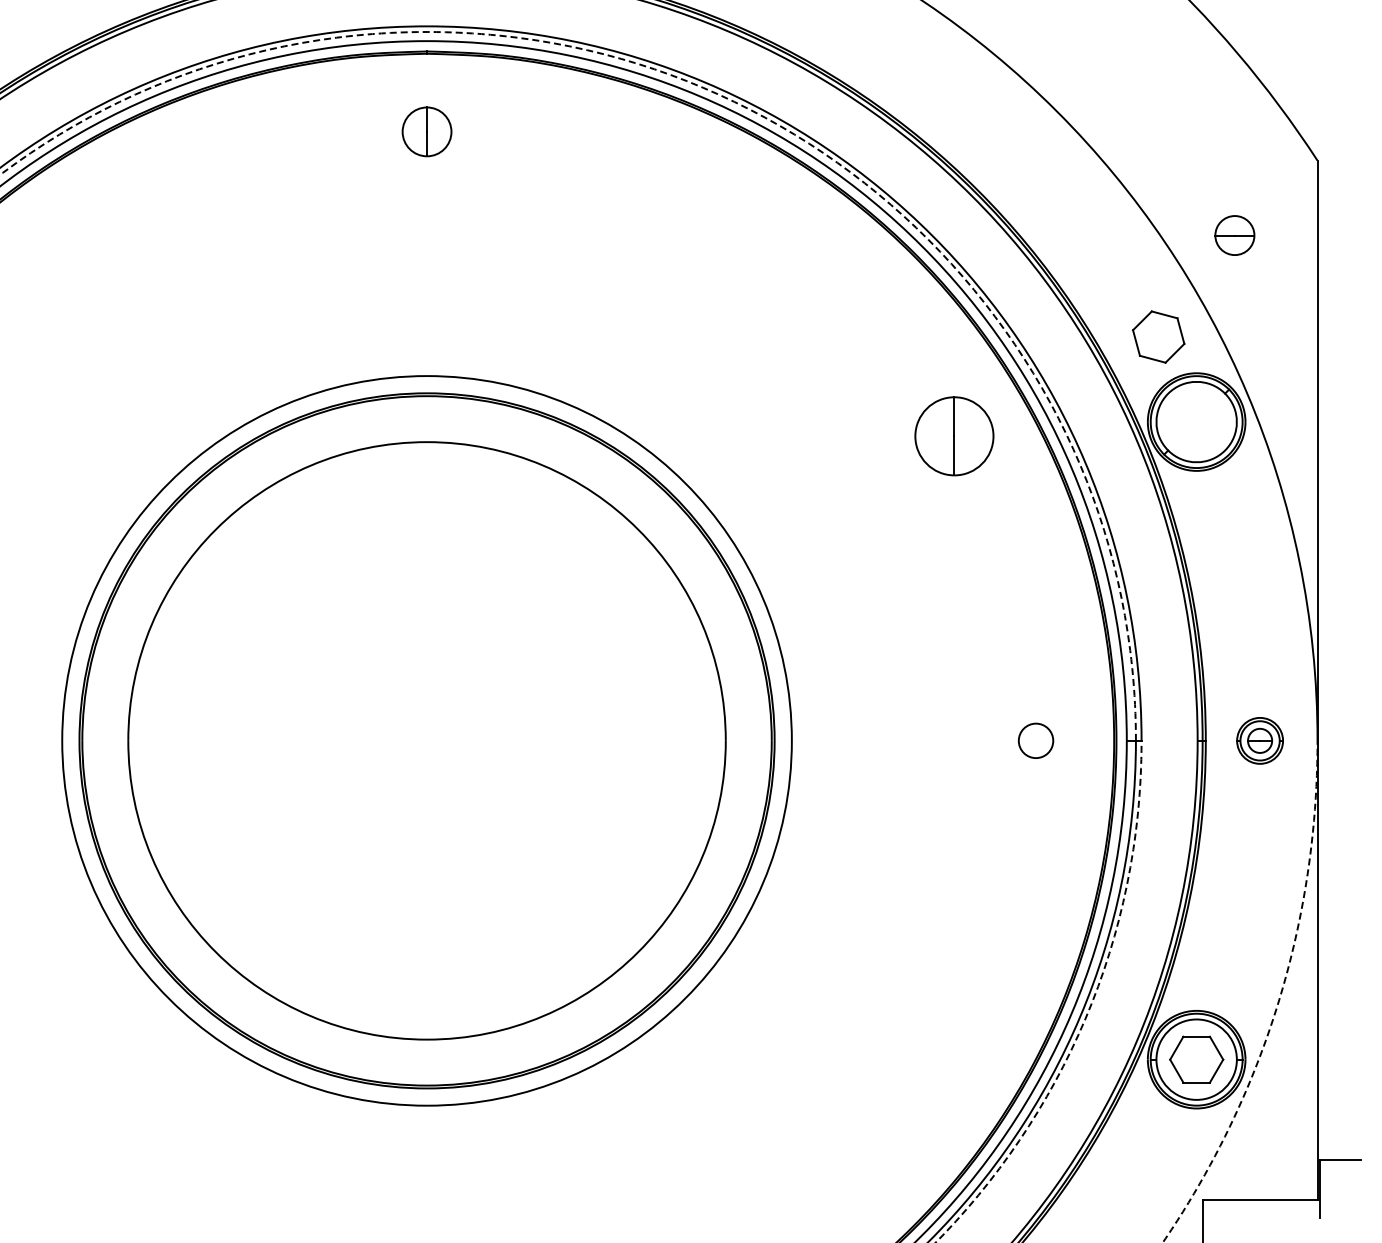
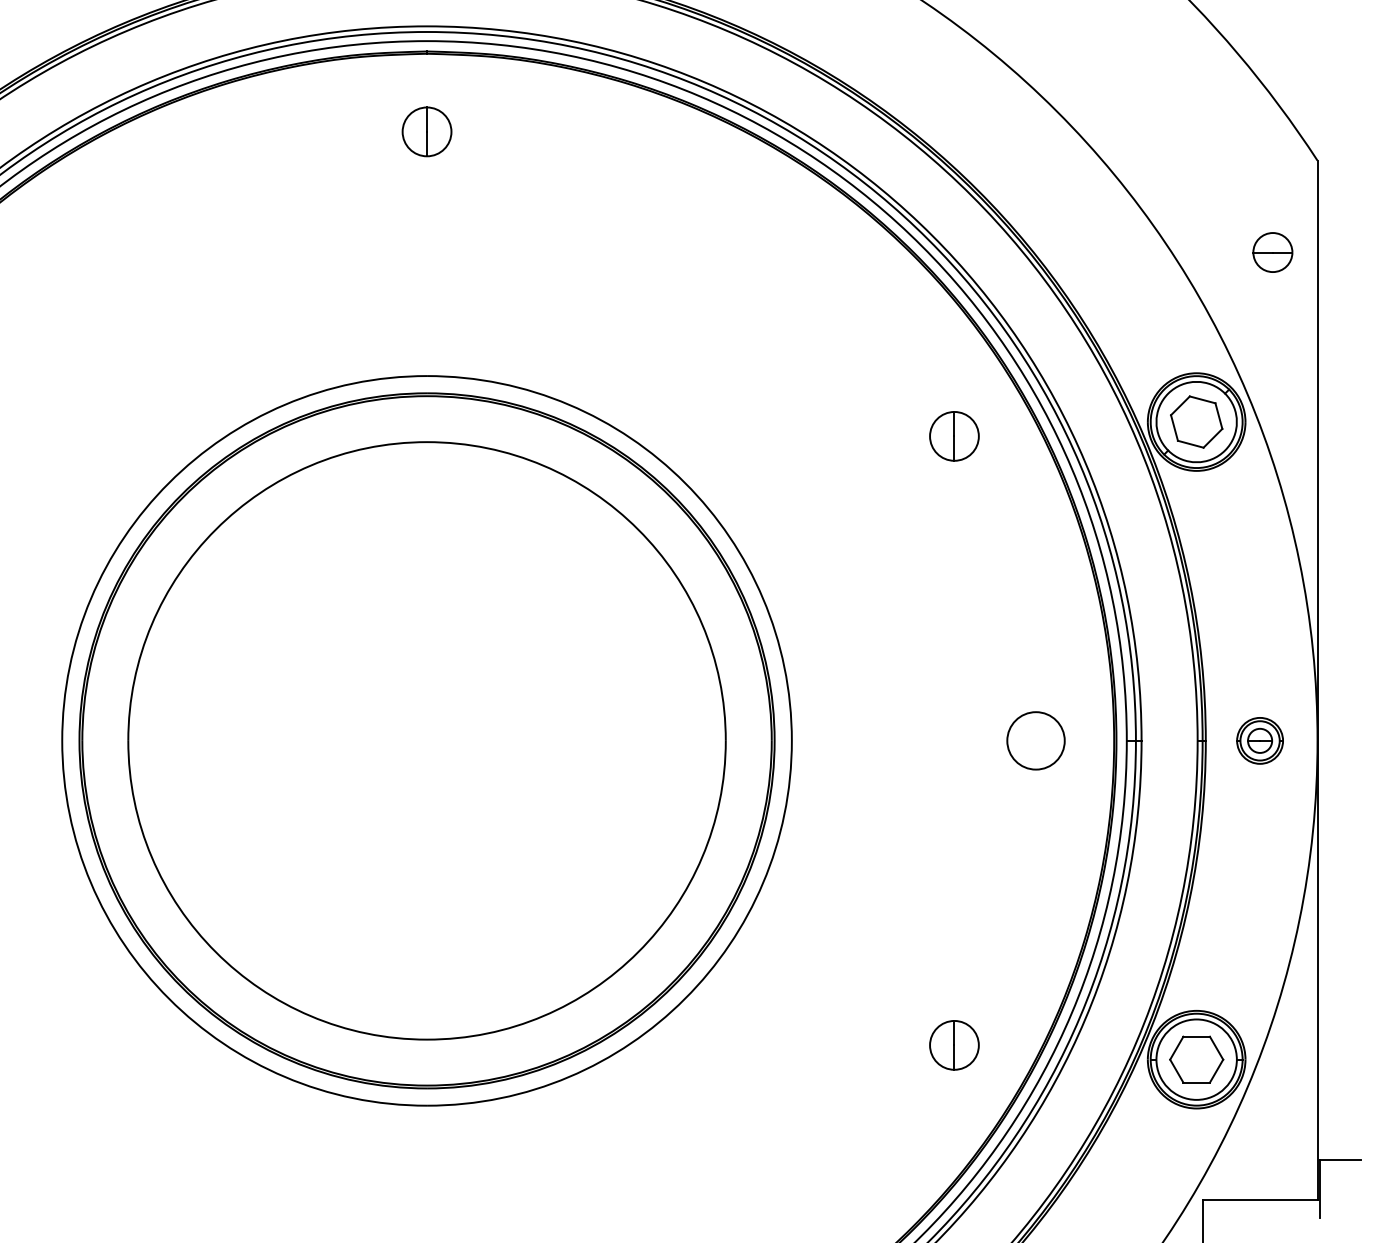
arc: dashed -> solid (746, 107)
part position: (1234, 235) -> (1272, 252) (1272, 252)
part position: (1158, 336) -> (1196, 421) (1196, 421)
part size: 81x81 px -> 51x51 px (954, 436)
circle diameter: 34 px -> 57 px (1035, 740)
arc: dashed -> solid (1278, 1003)
arc: dashed -> solid (1087, 1014)
part: none -> present (954, 1045)
